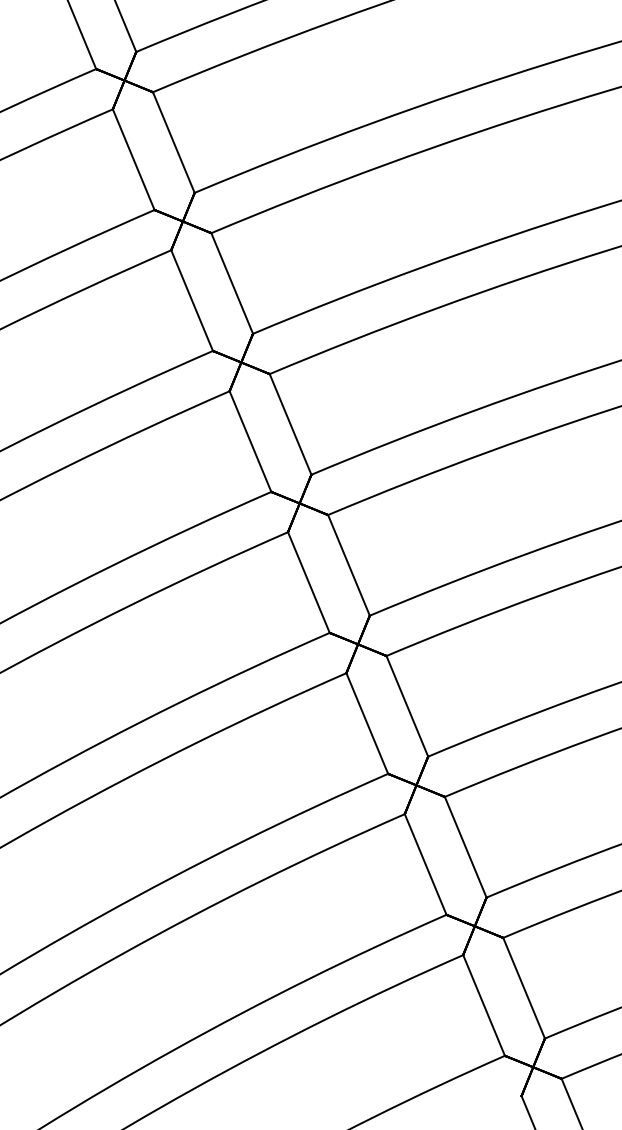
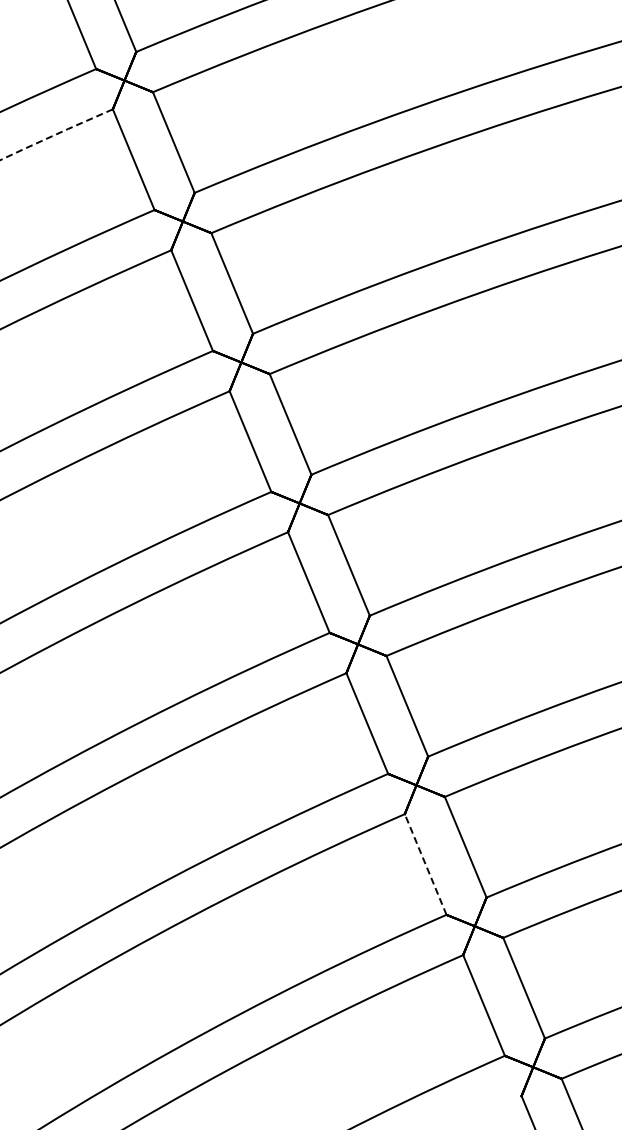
arc: solid -> dashed (56, 134)
line: solid -> dashed (425, 864)
